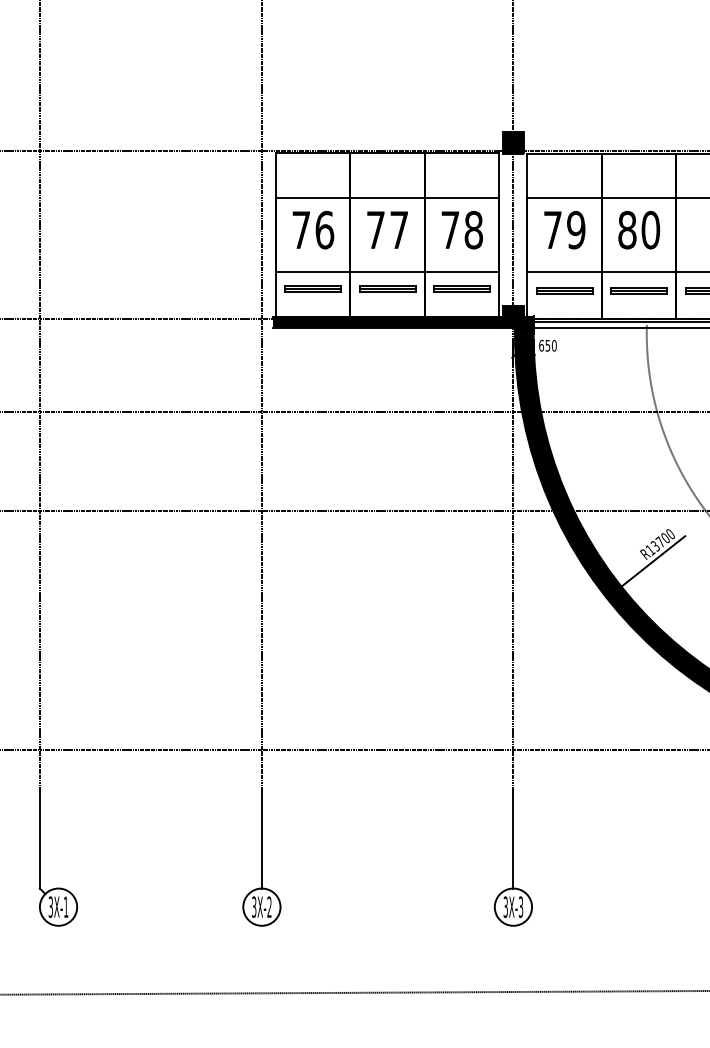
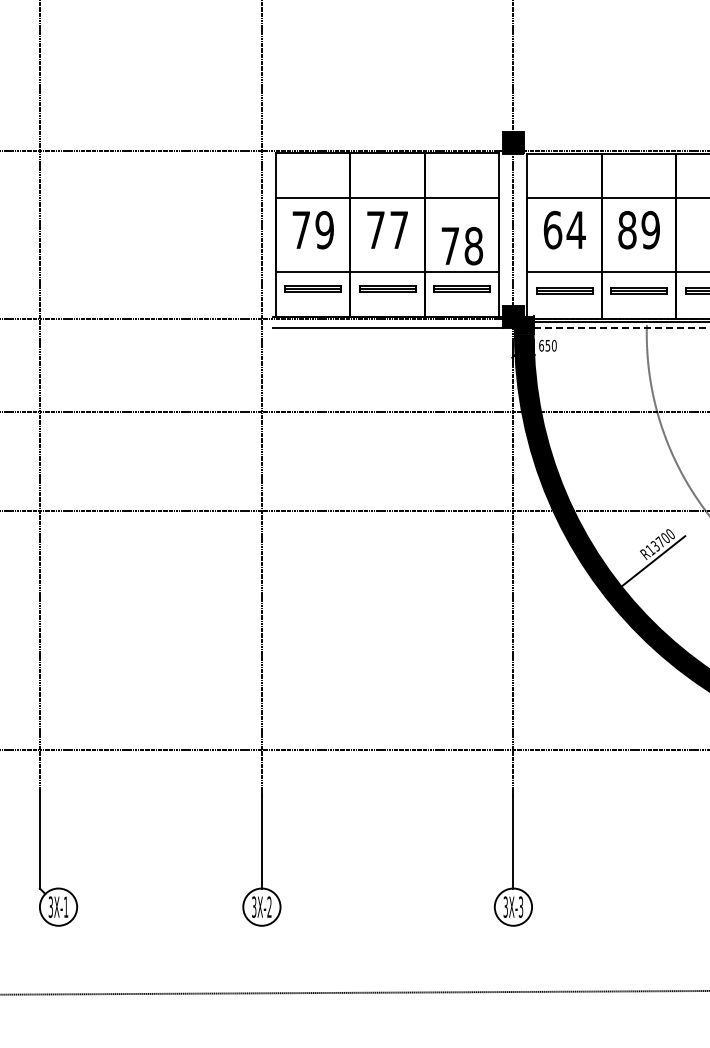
text: 76 -> 79 (324, 229)
text: 79 -> 64 (564, 229)
text position: (461, 230) -> (461, 246) (461, 246)
text: 80 -> 89 (650, 230)
fill: present -> none (387, 322)
line: solid -> dashed (621, 327)
